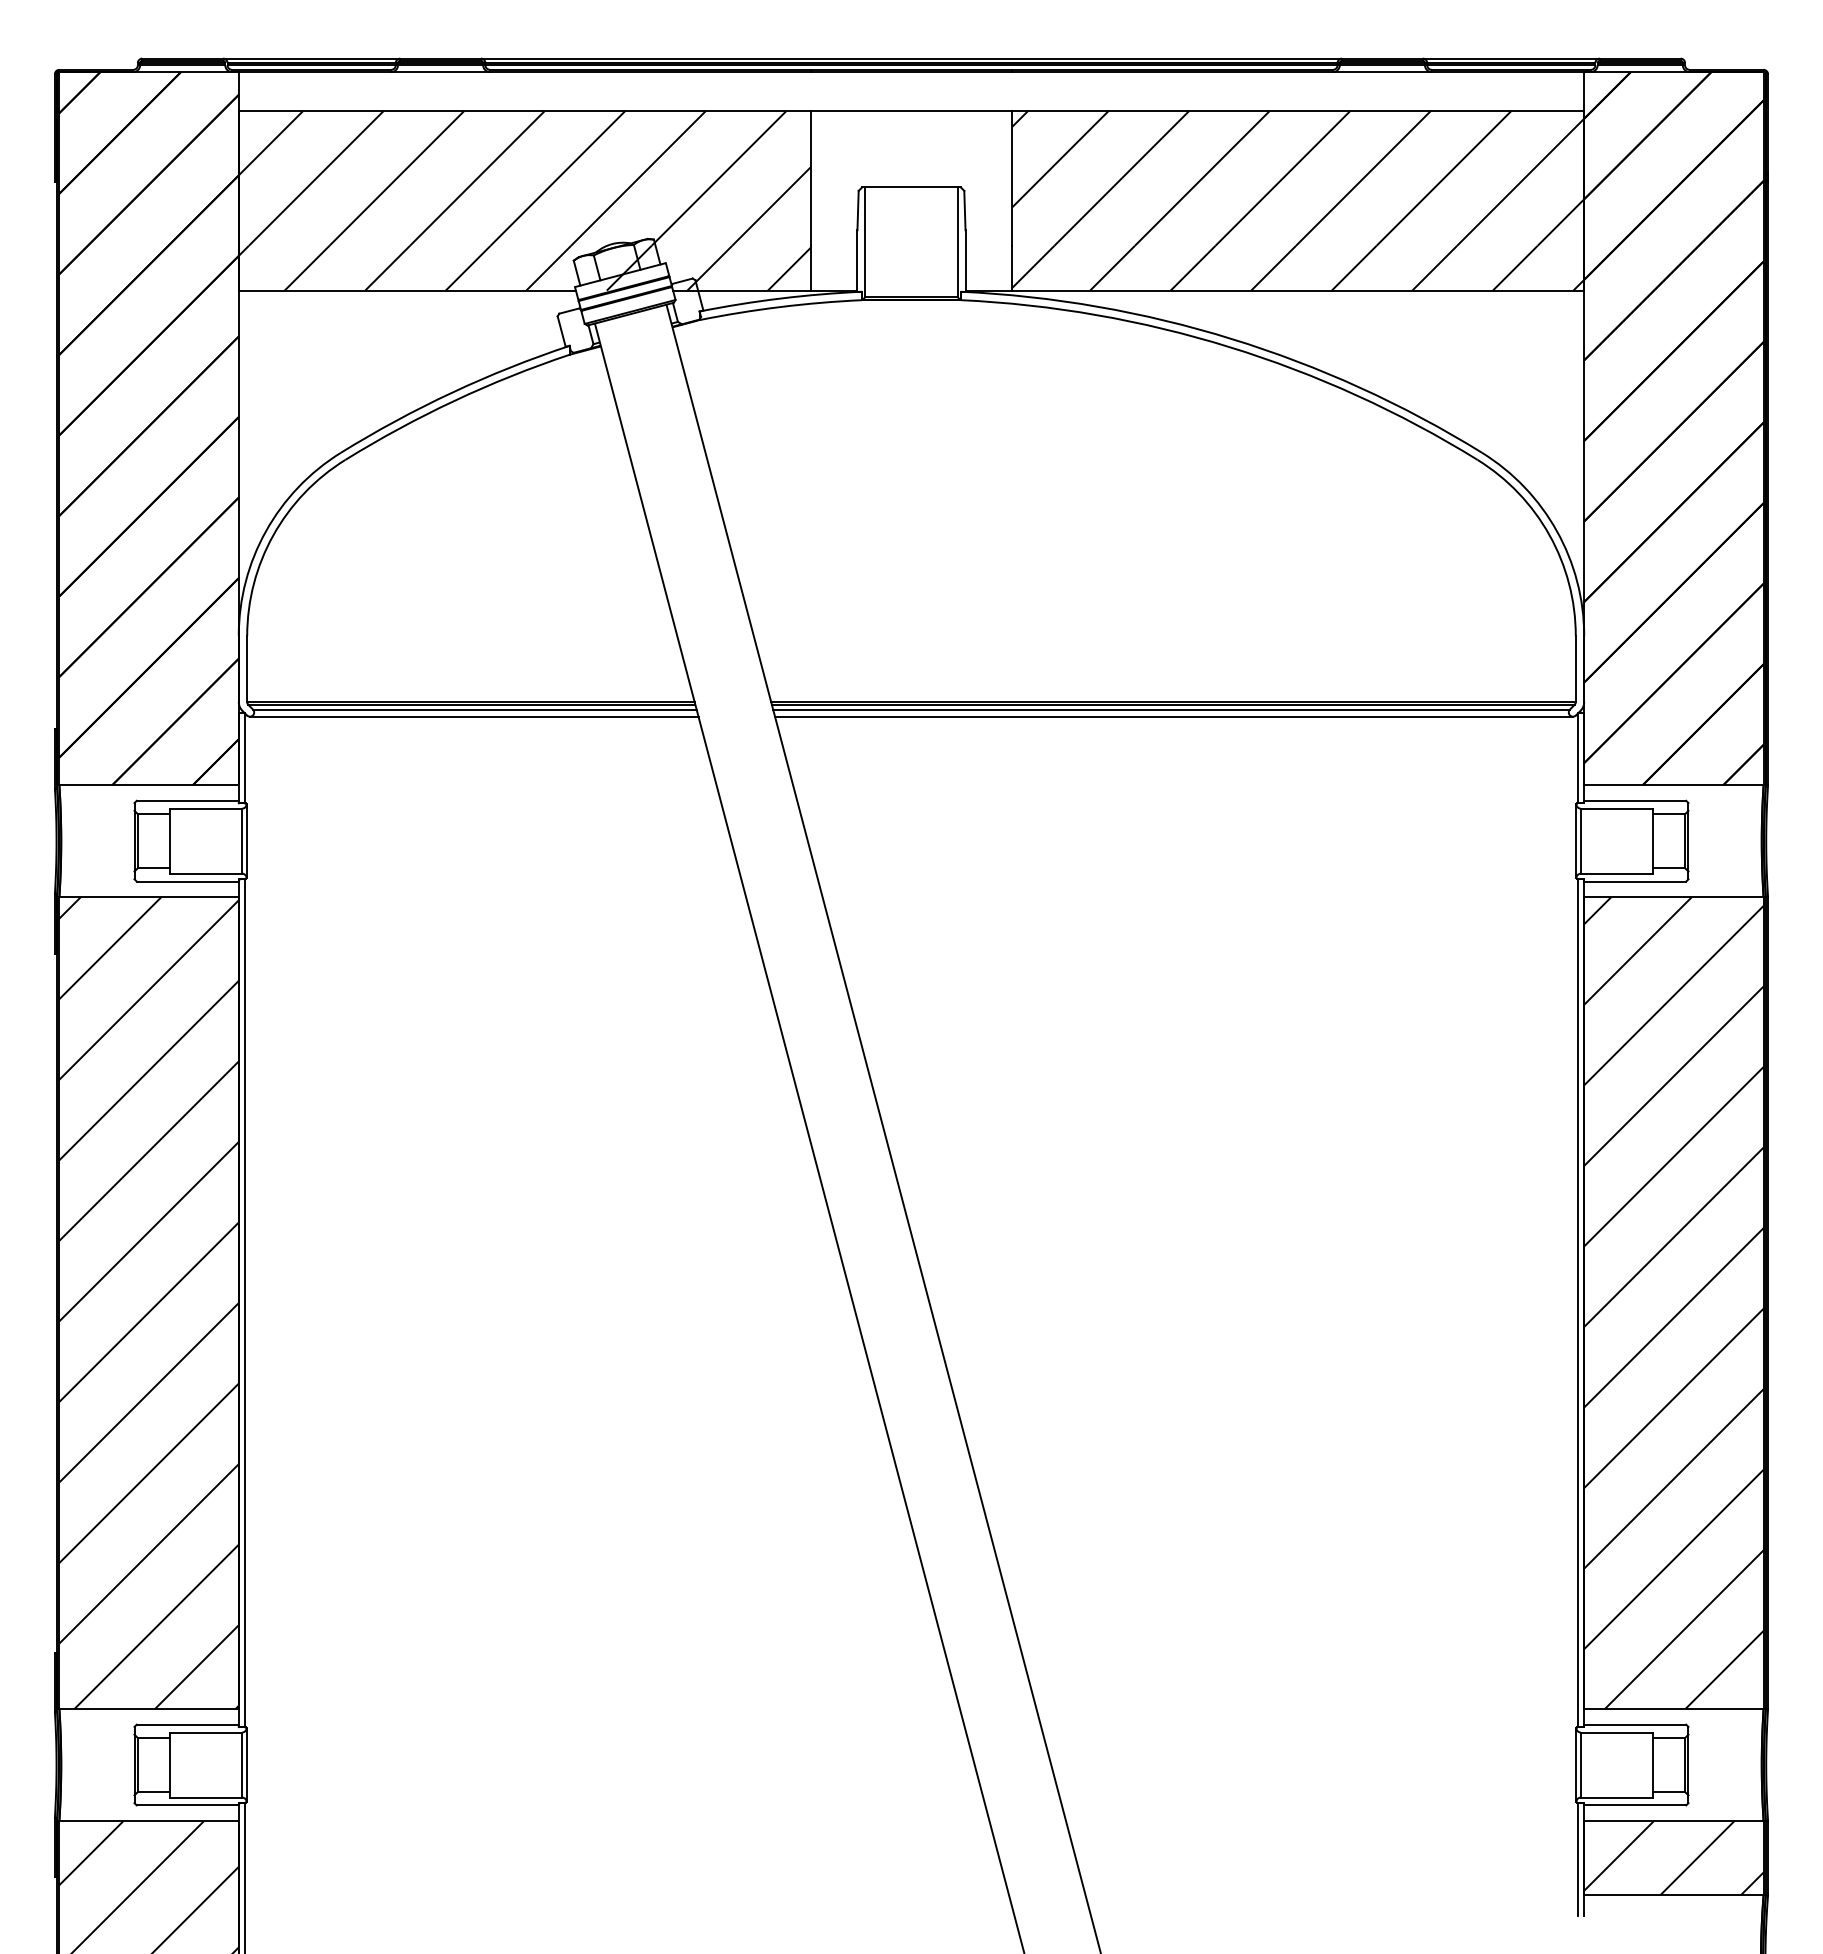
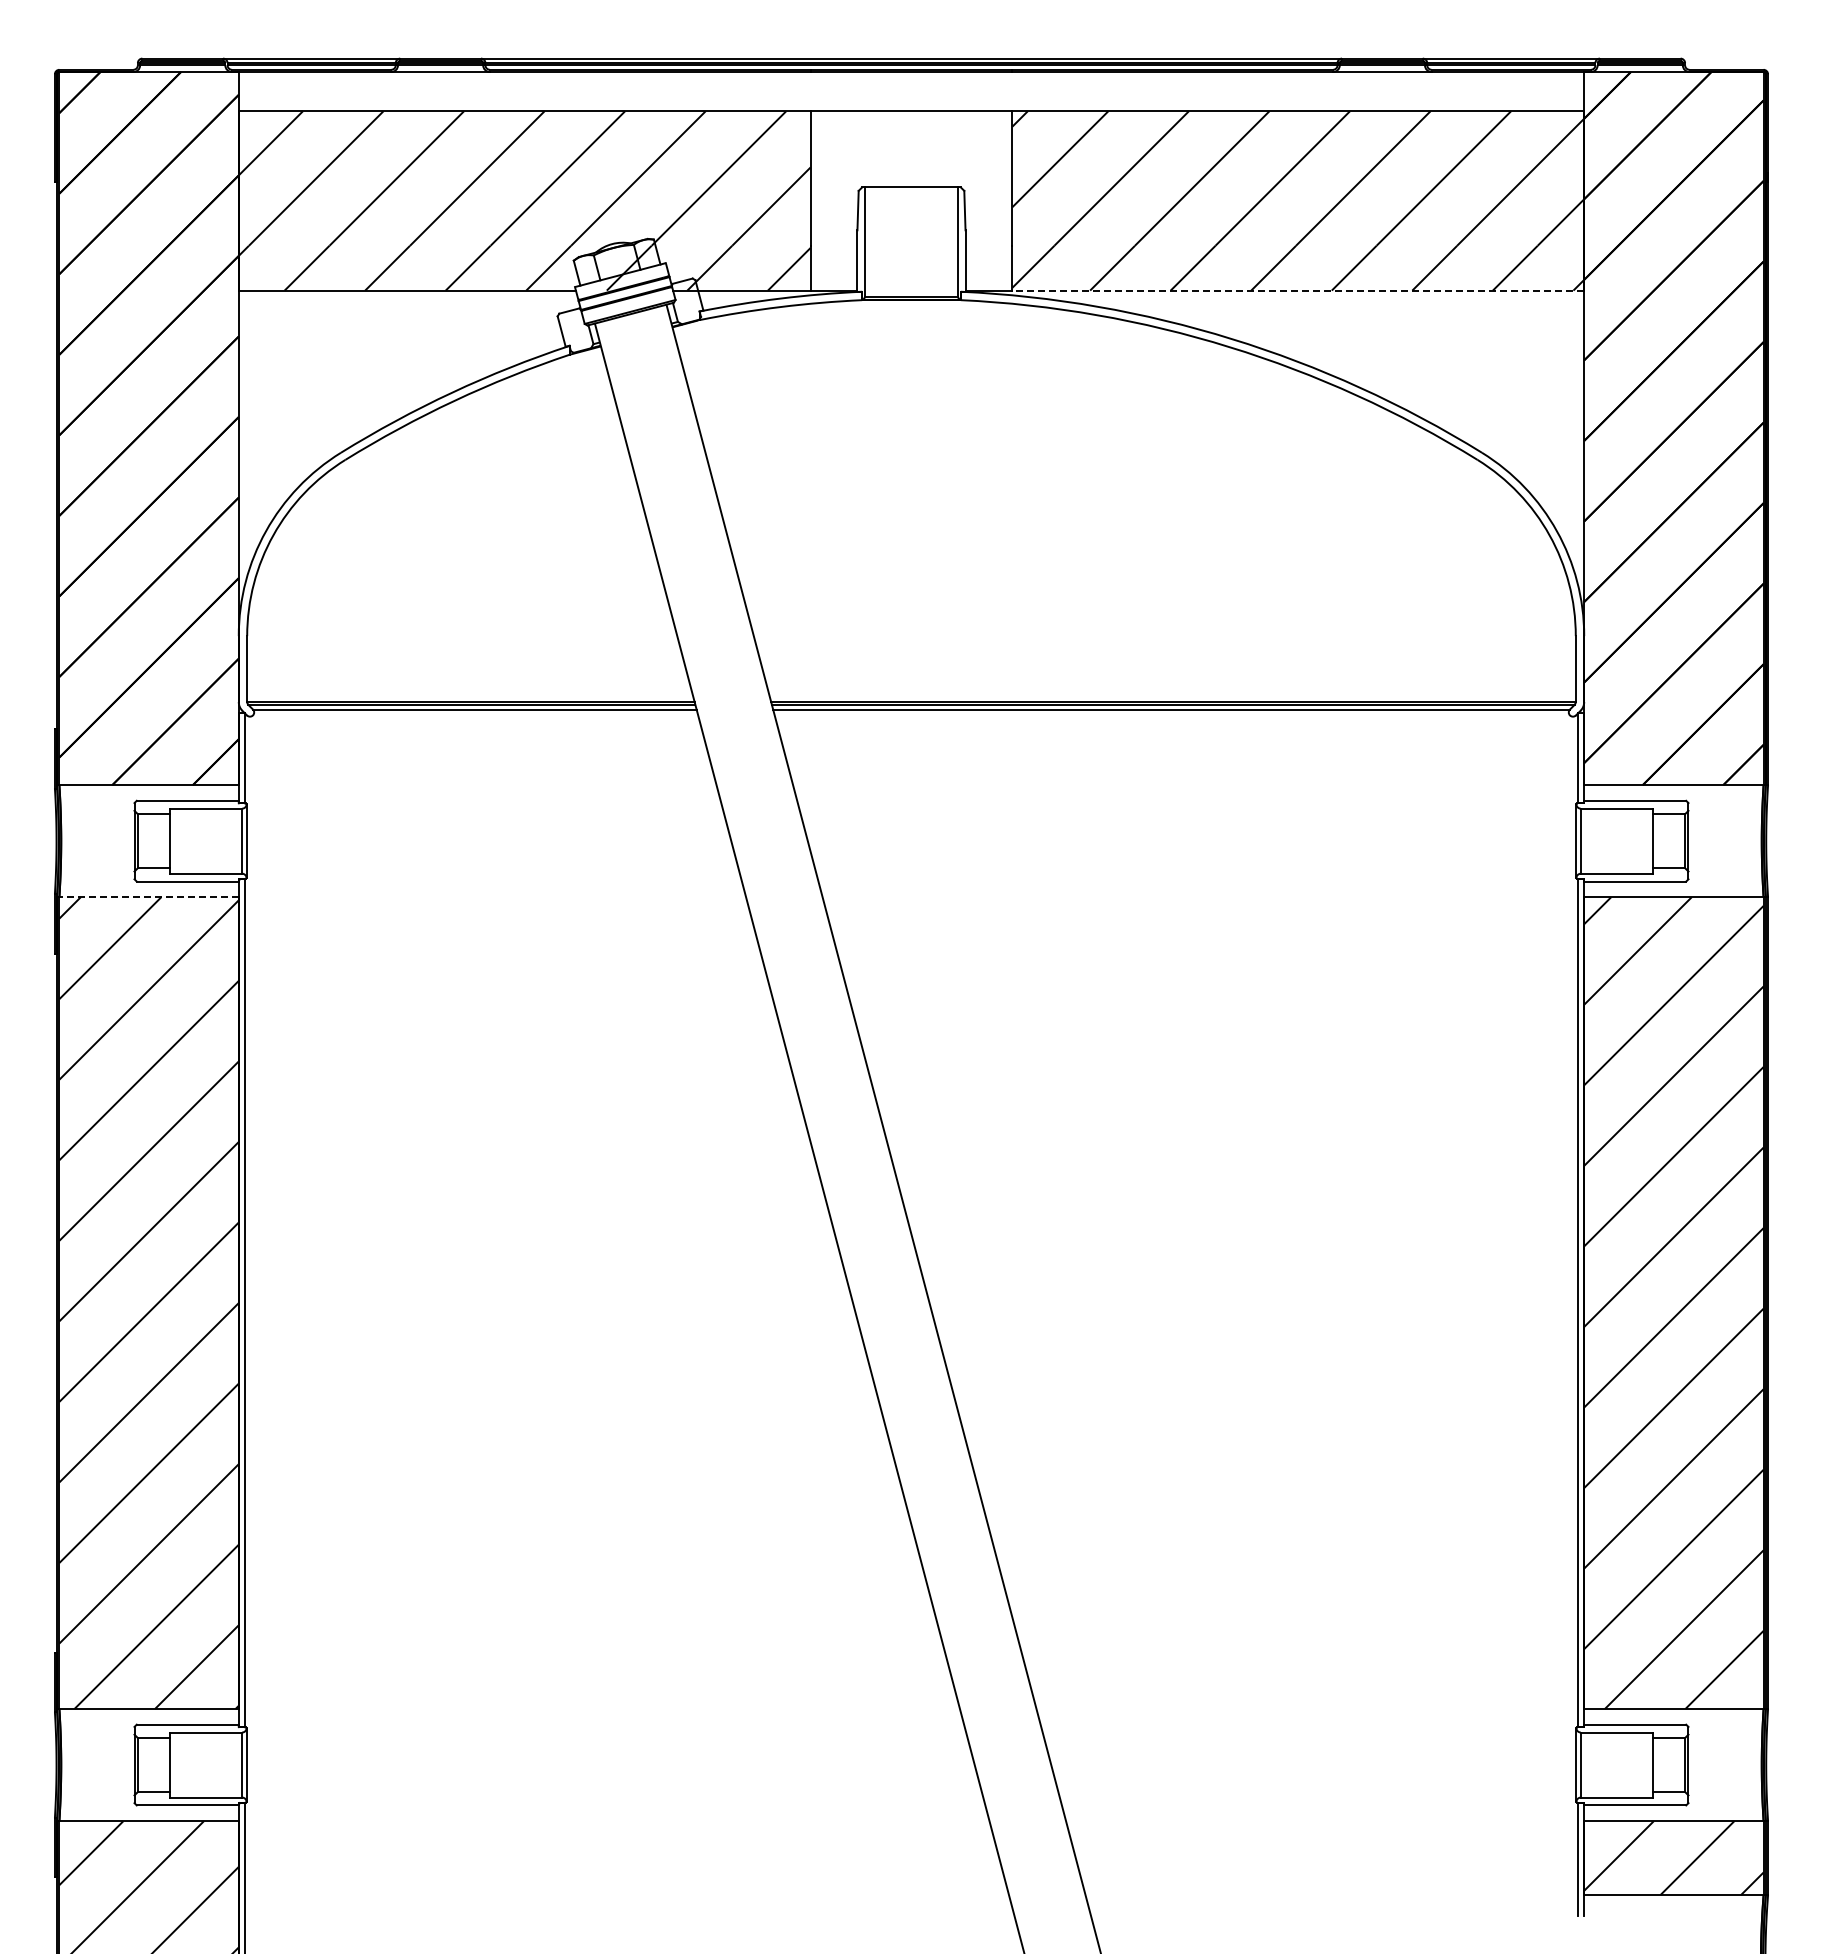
line: solid -> dashed (1298, 290)
line: present -> none (474, 716)
line: present -> none (1173, 716)
line: solid -> dashed (149, 897)
